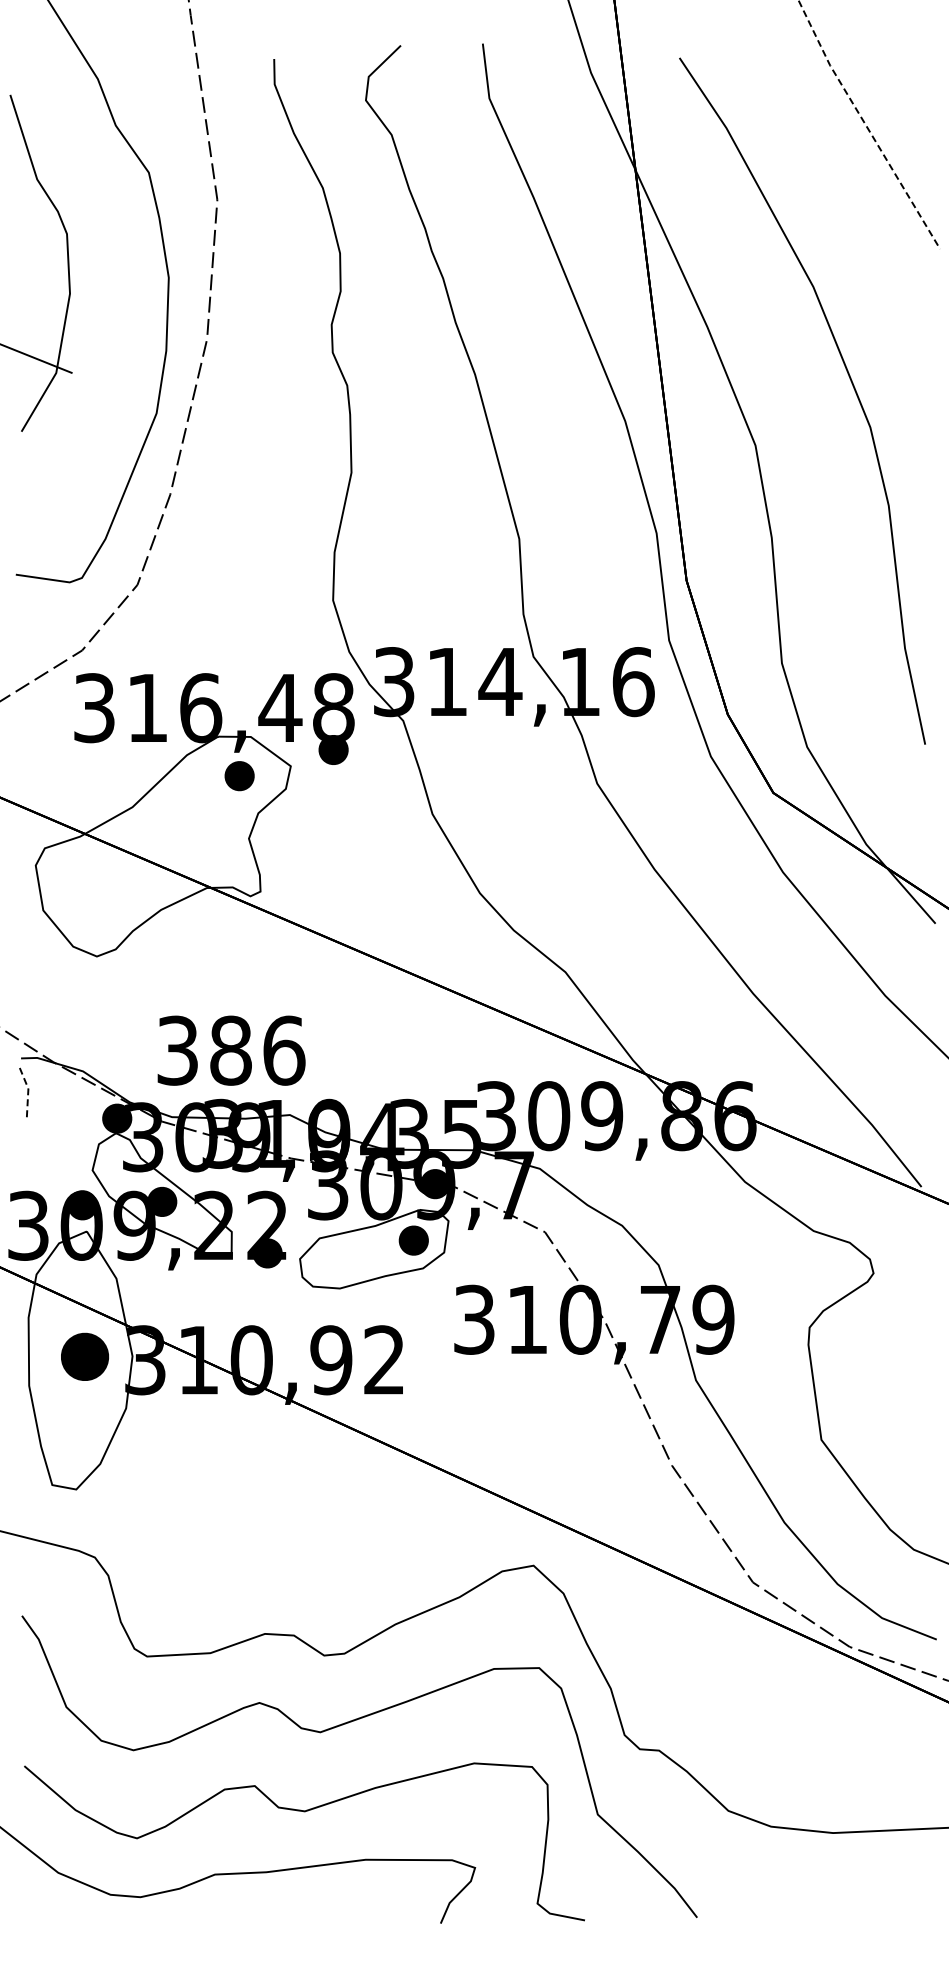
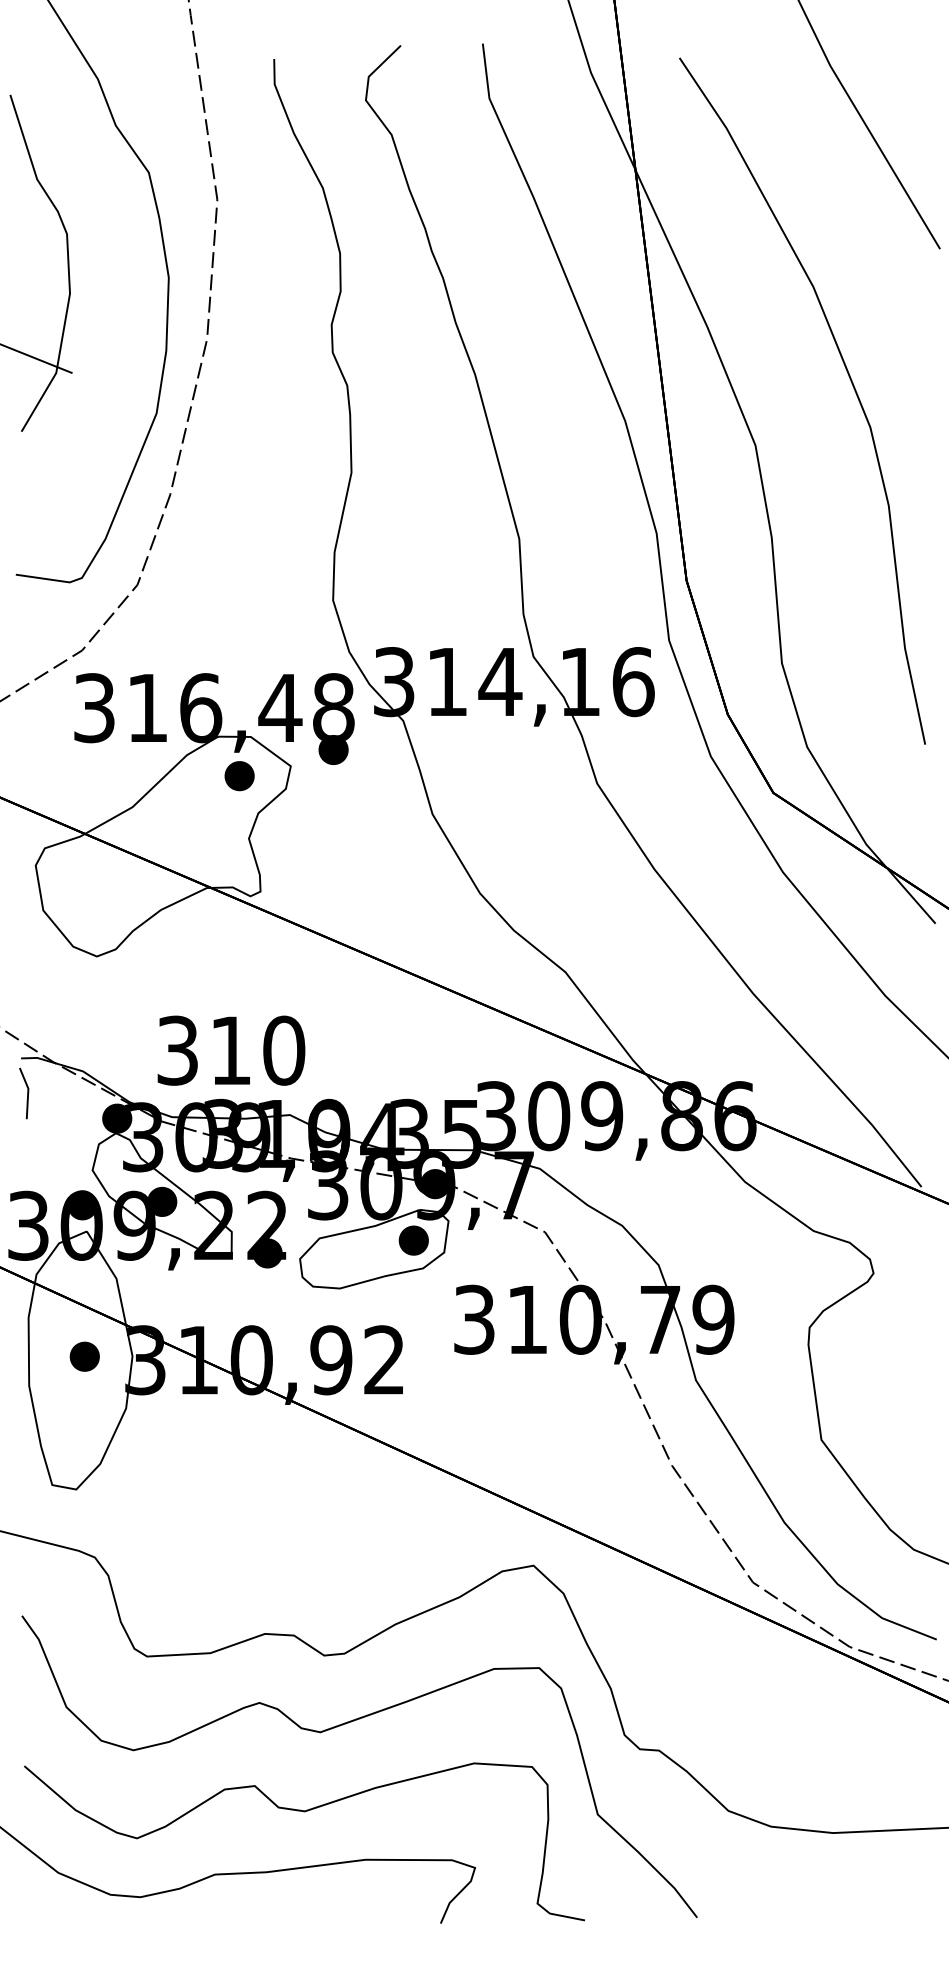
line: dashed -> solid (866, 125)
text: 386 -> 310 (257, 1050)
line: dashed -> solid (28, 1092)
part size: 49x49 px -> 31x31 px (84, 1356)
